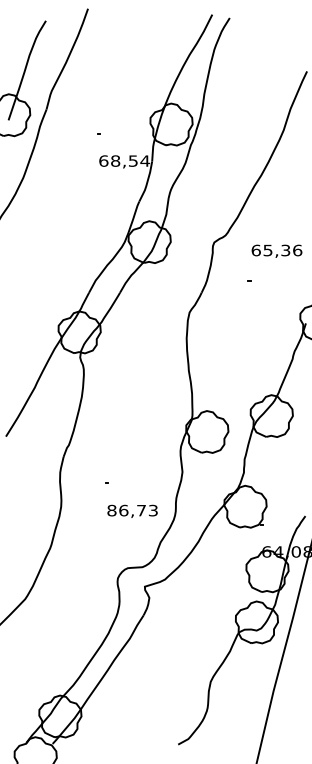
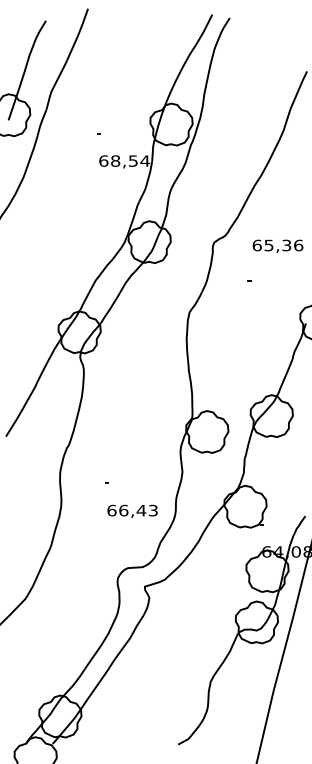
text position: (276, 250) -> (277, 245) (277, 245)
text: 86,73 -> 66,43 (126, 510)
